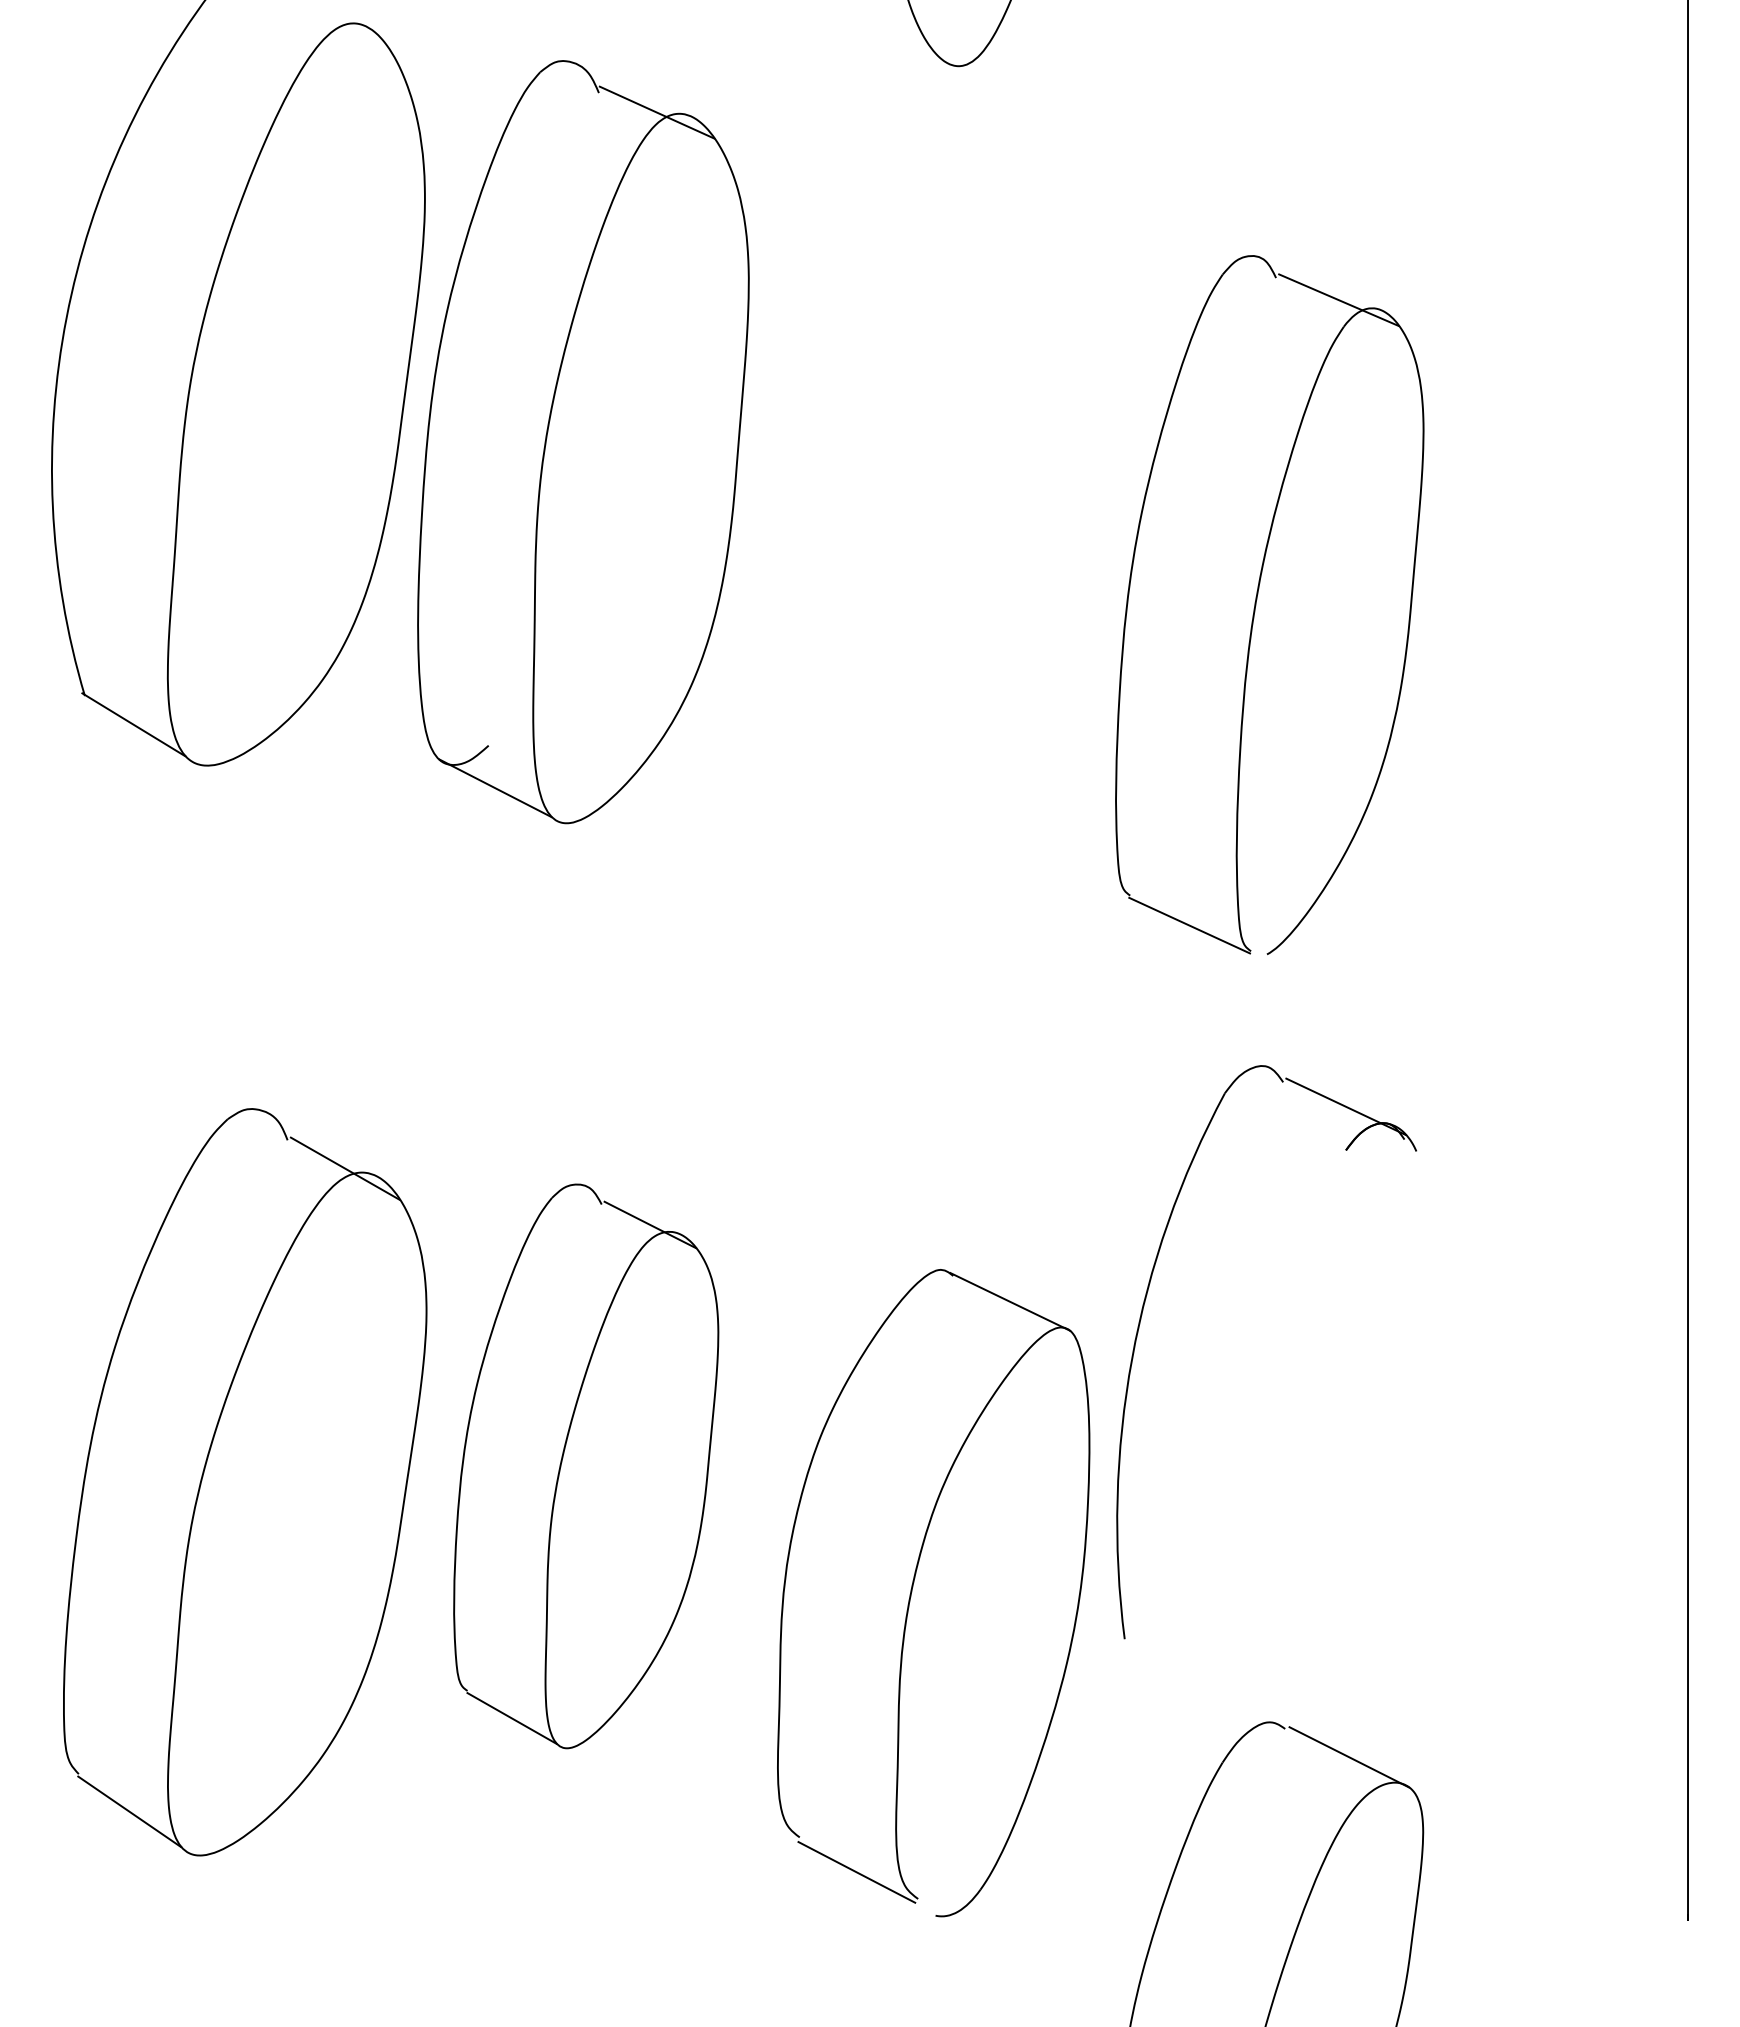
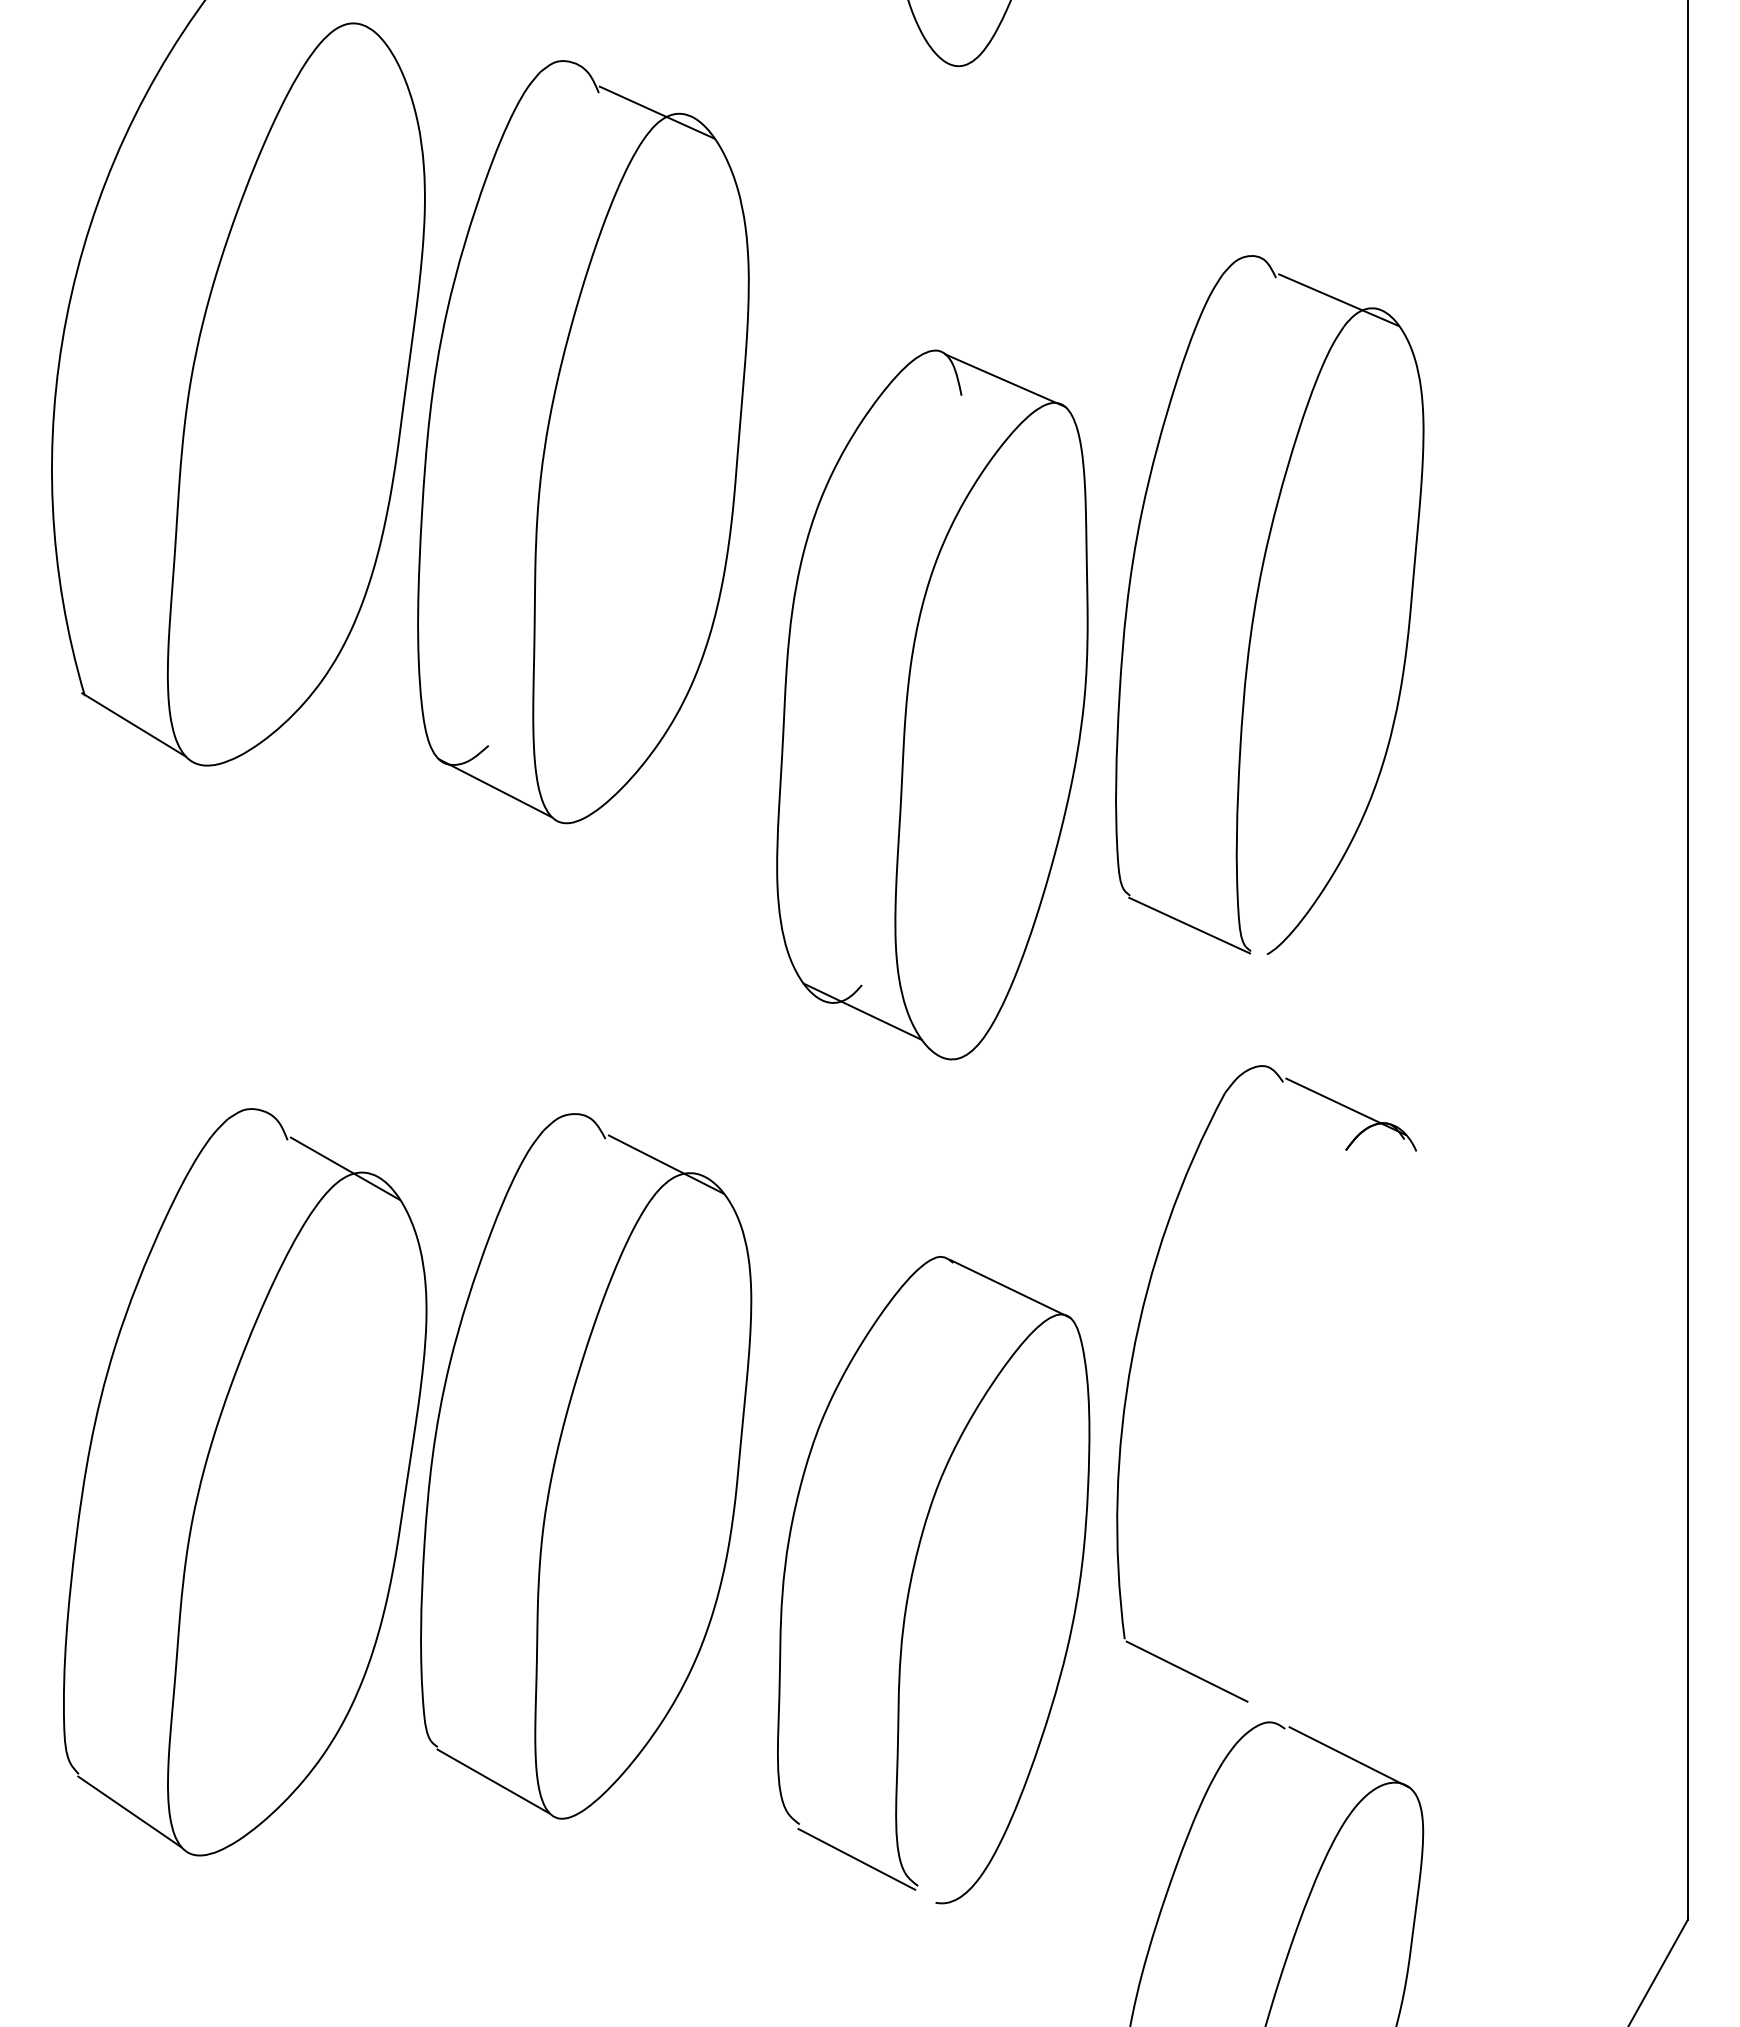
part: none -> present (932, 704)
part size: 267x567 px -> 333x707 px (586, 1466)
part position: (913, 1587) -> (913, 1574) (913, 1574)
line: none -> present (1186, 1671)
line: none -> present (1659, 1971)
